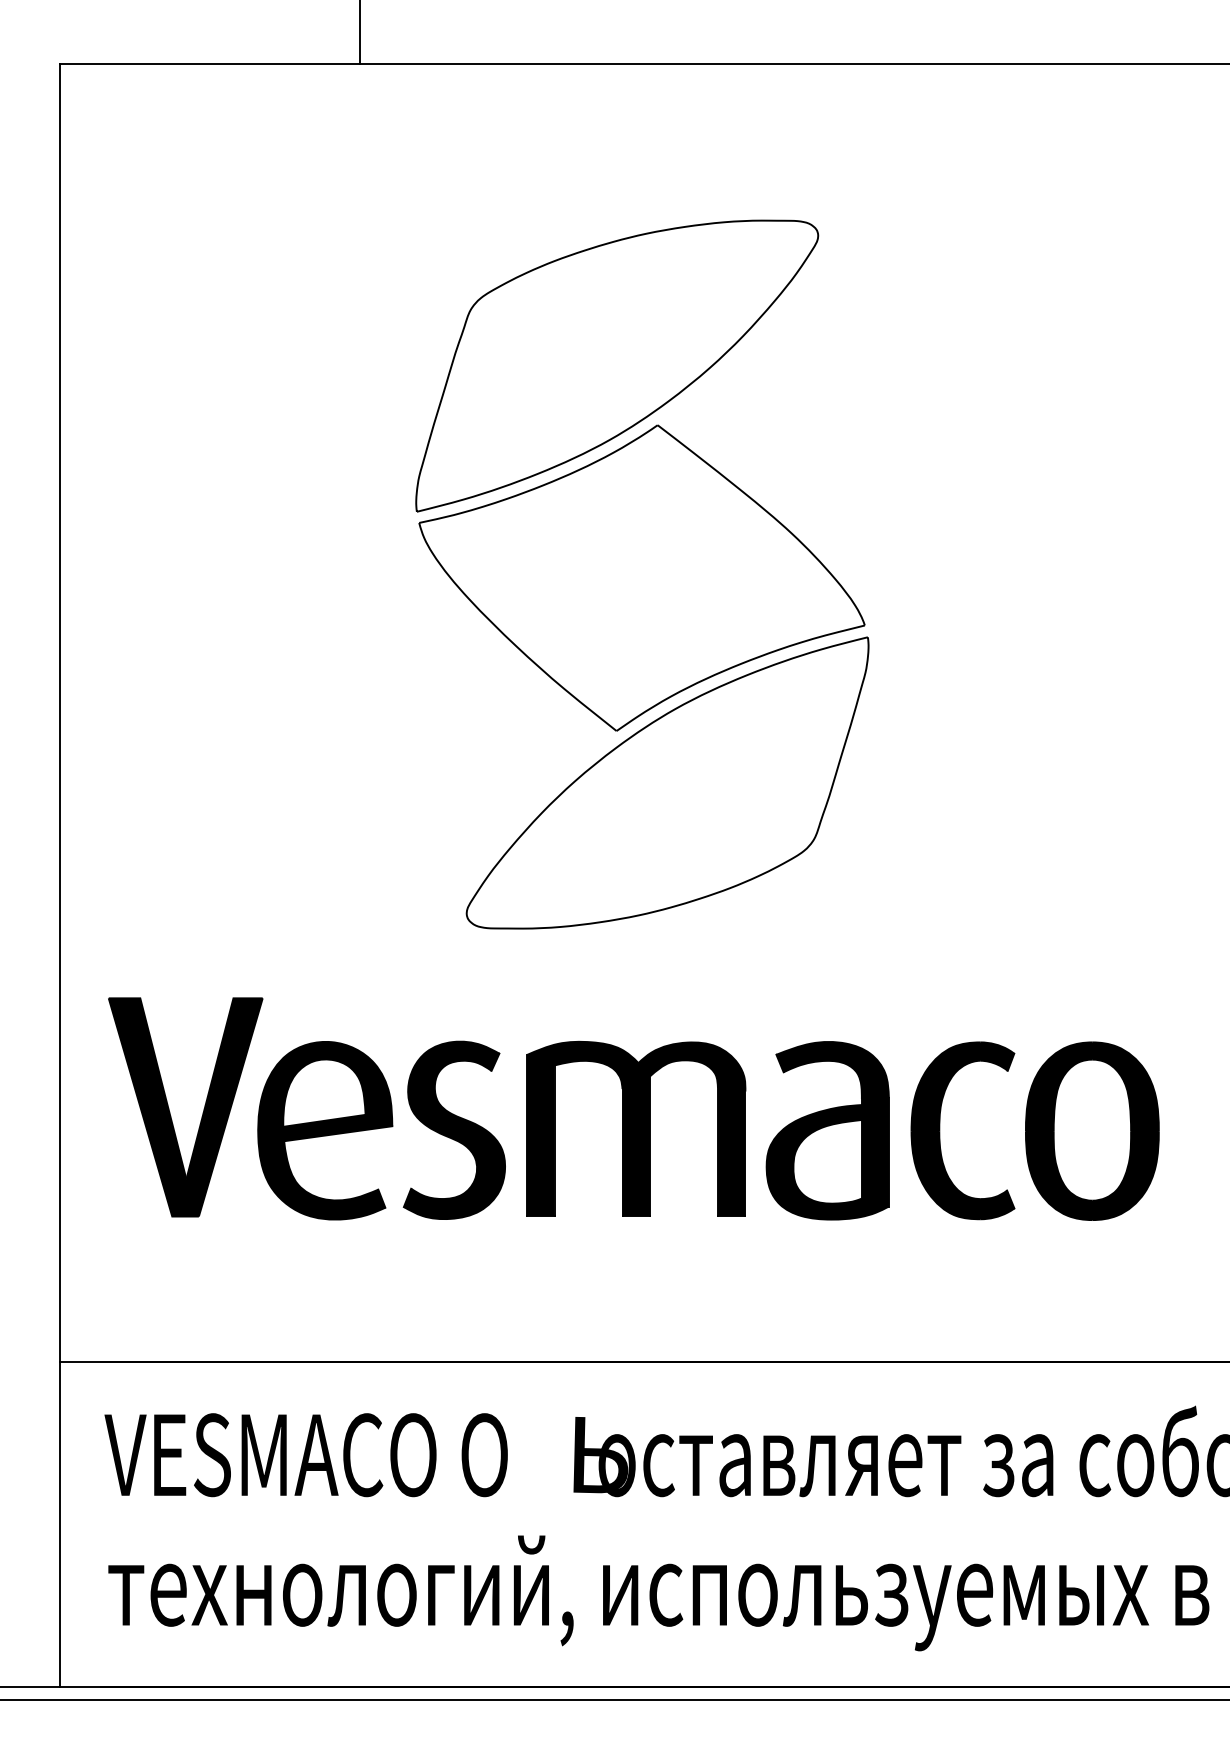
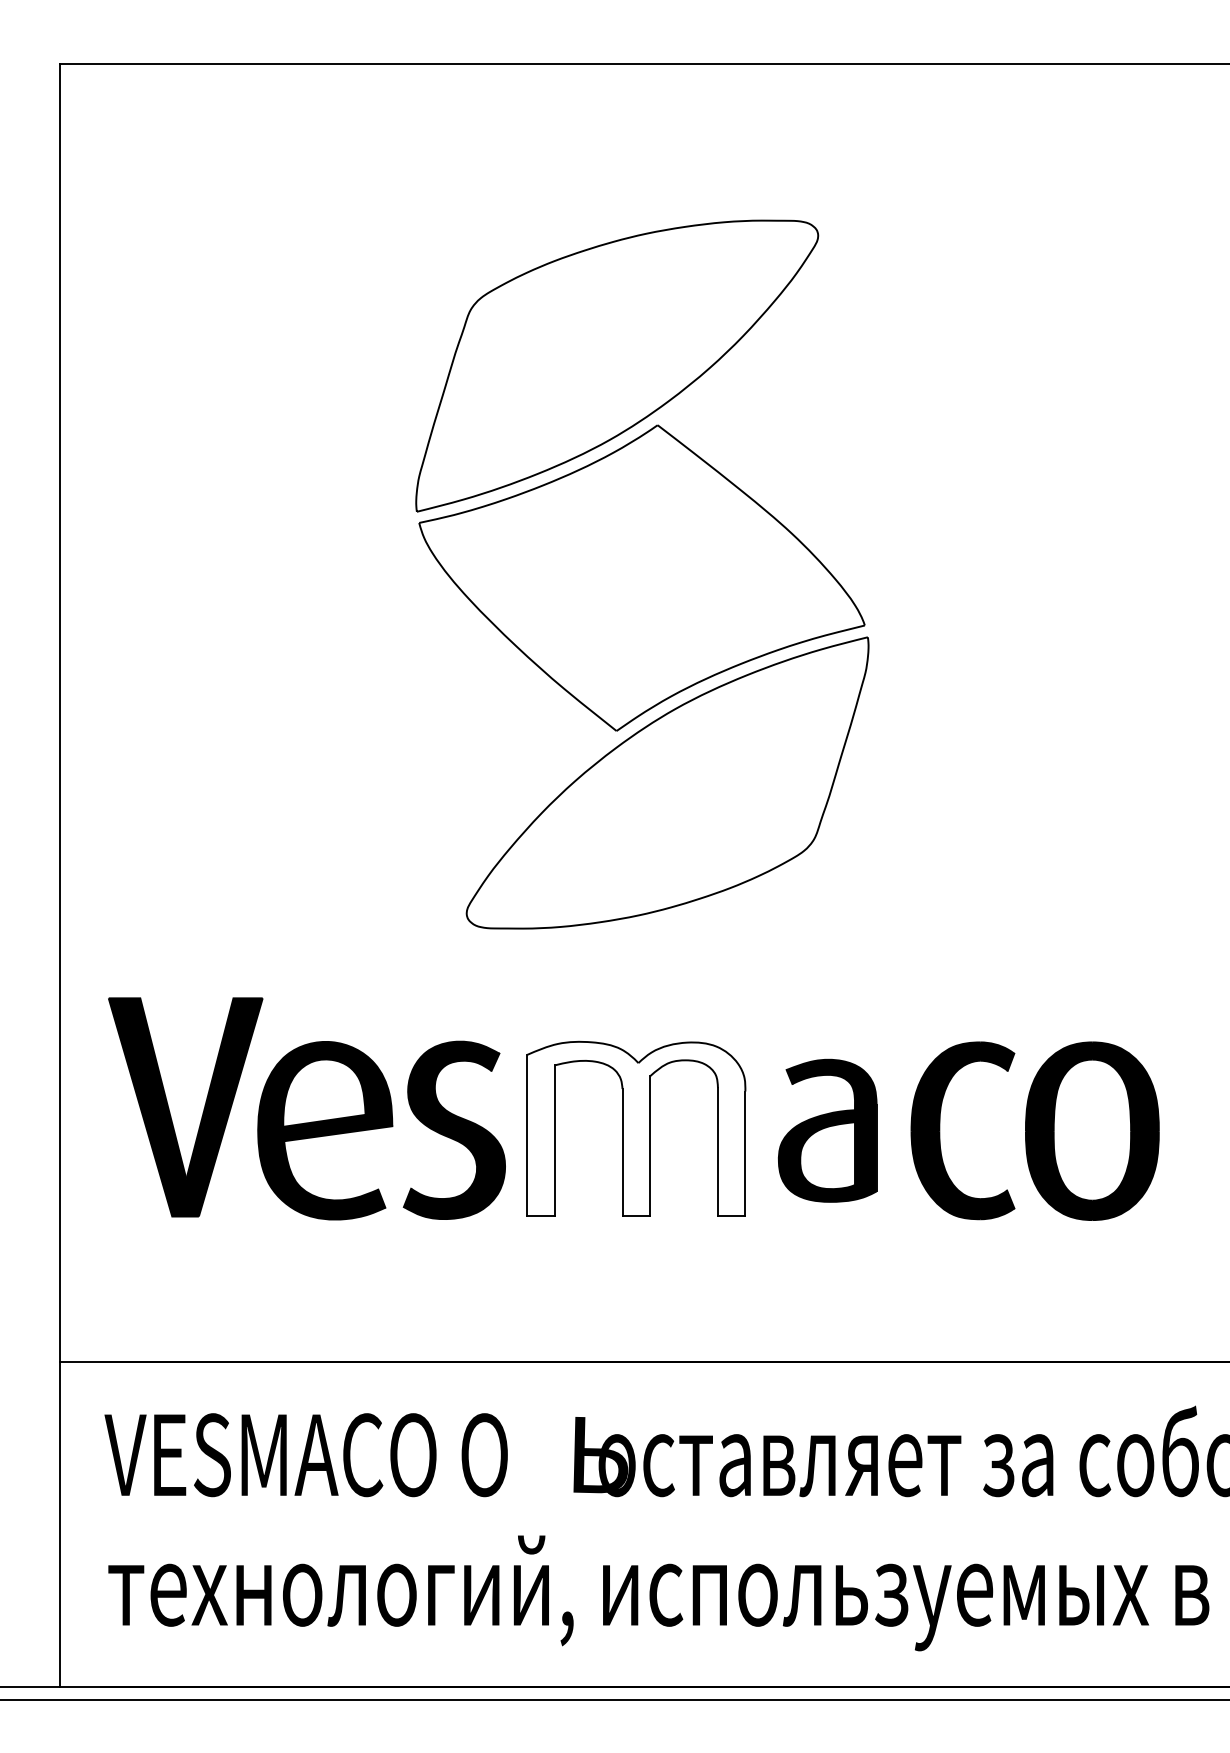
line: present -> none (359, 32)
fill: present -> none (636, 1128)
part size: 125x180 px -> 100x145 px (827, 1130)
